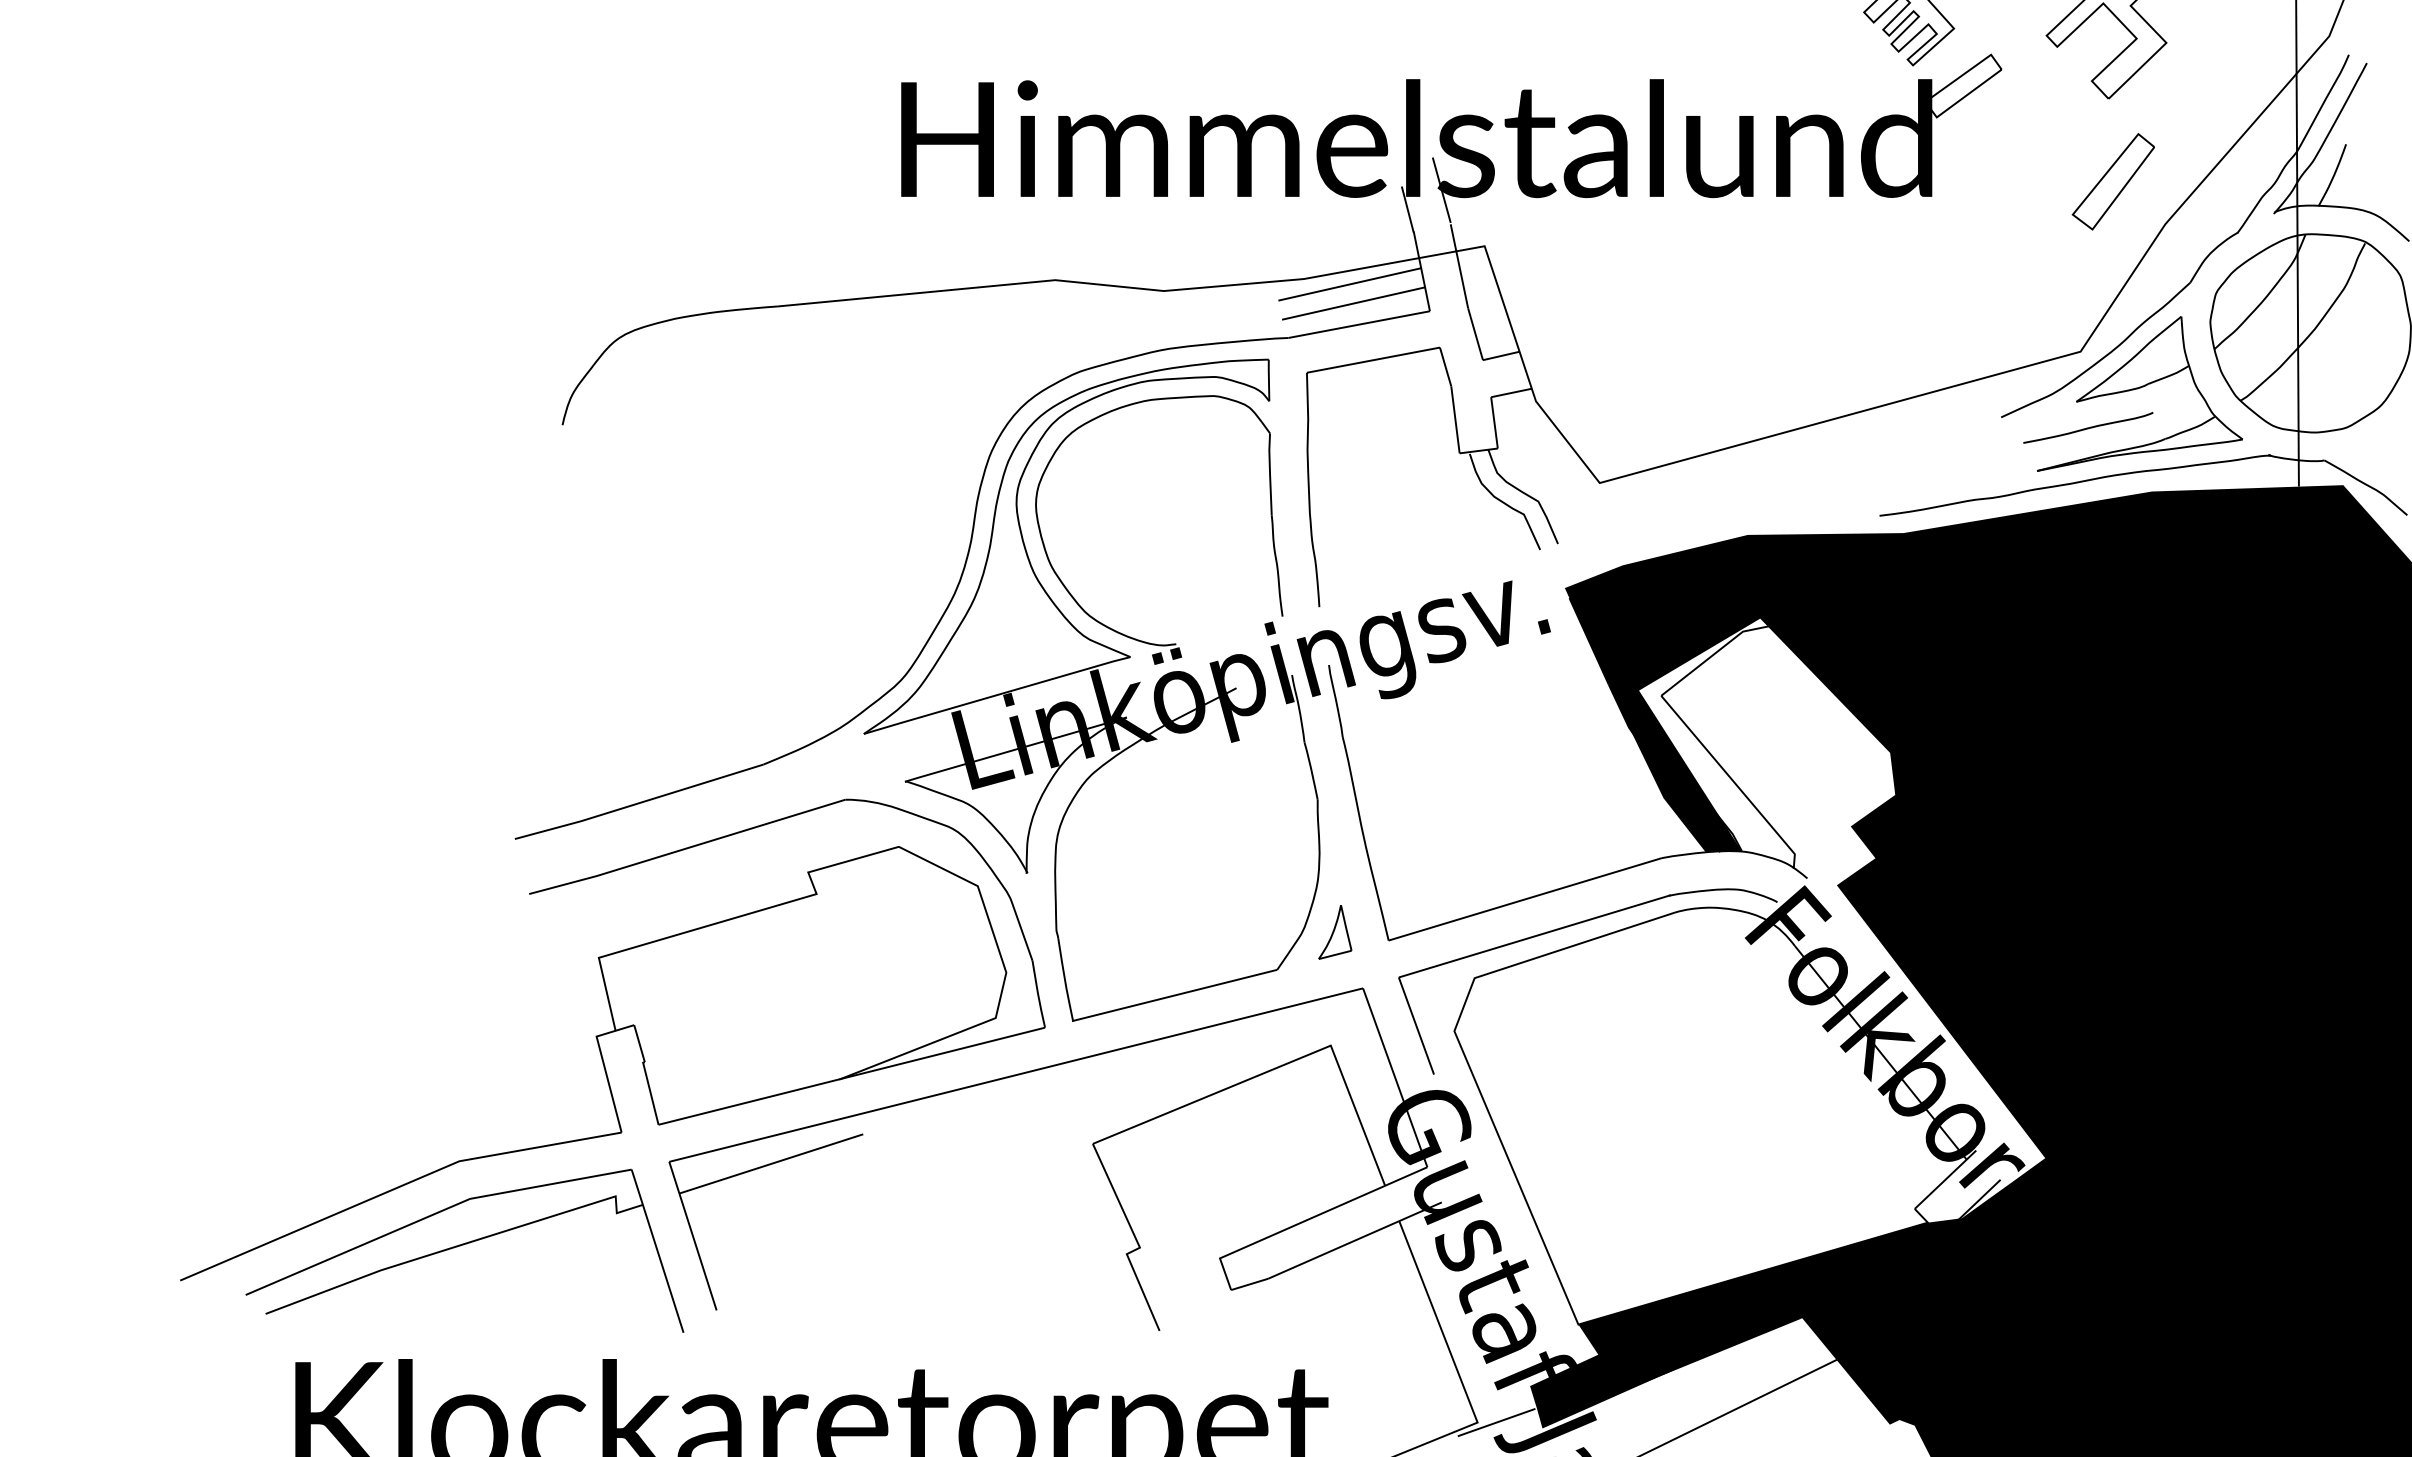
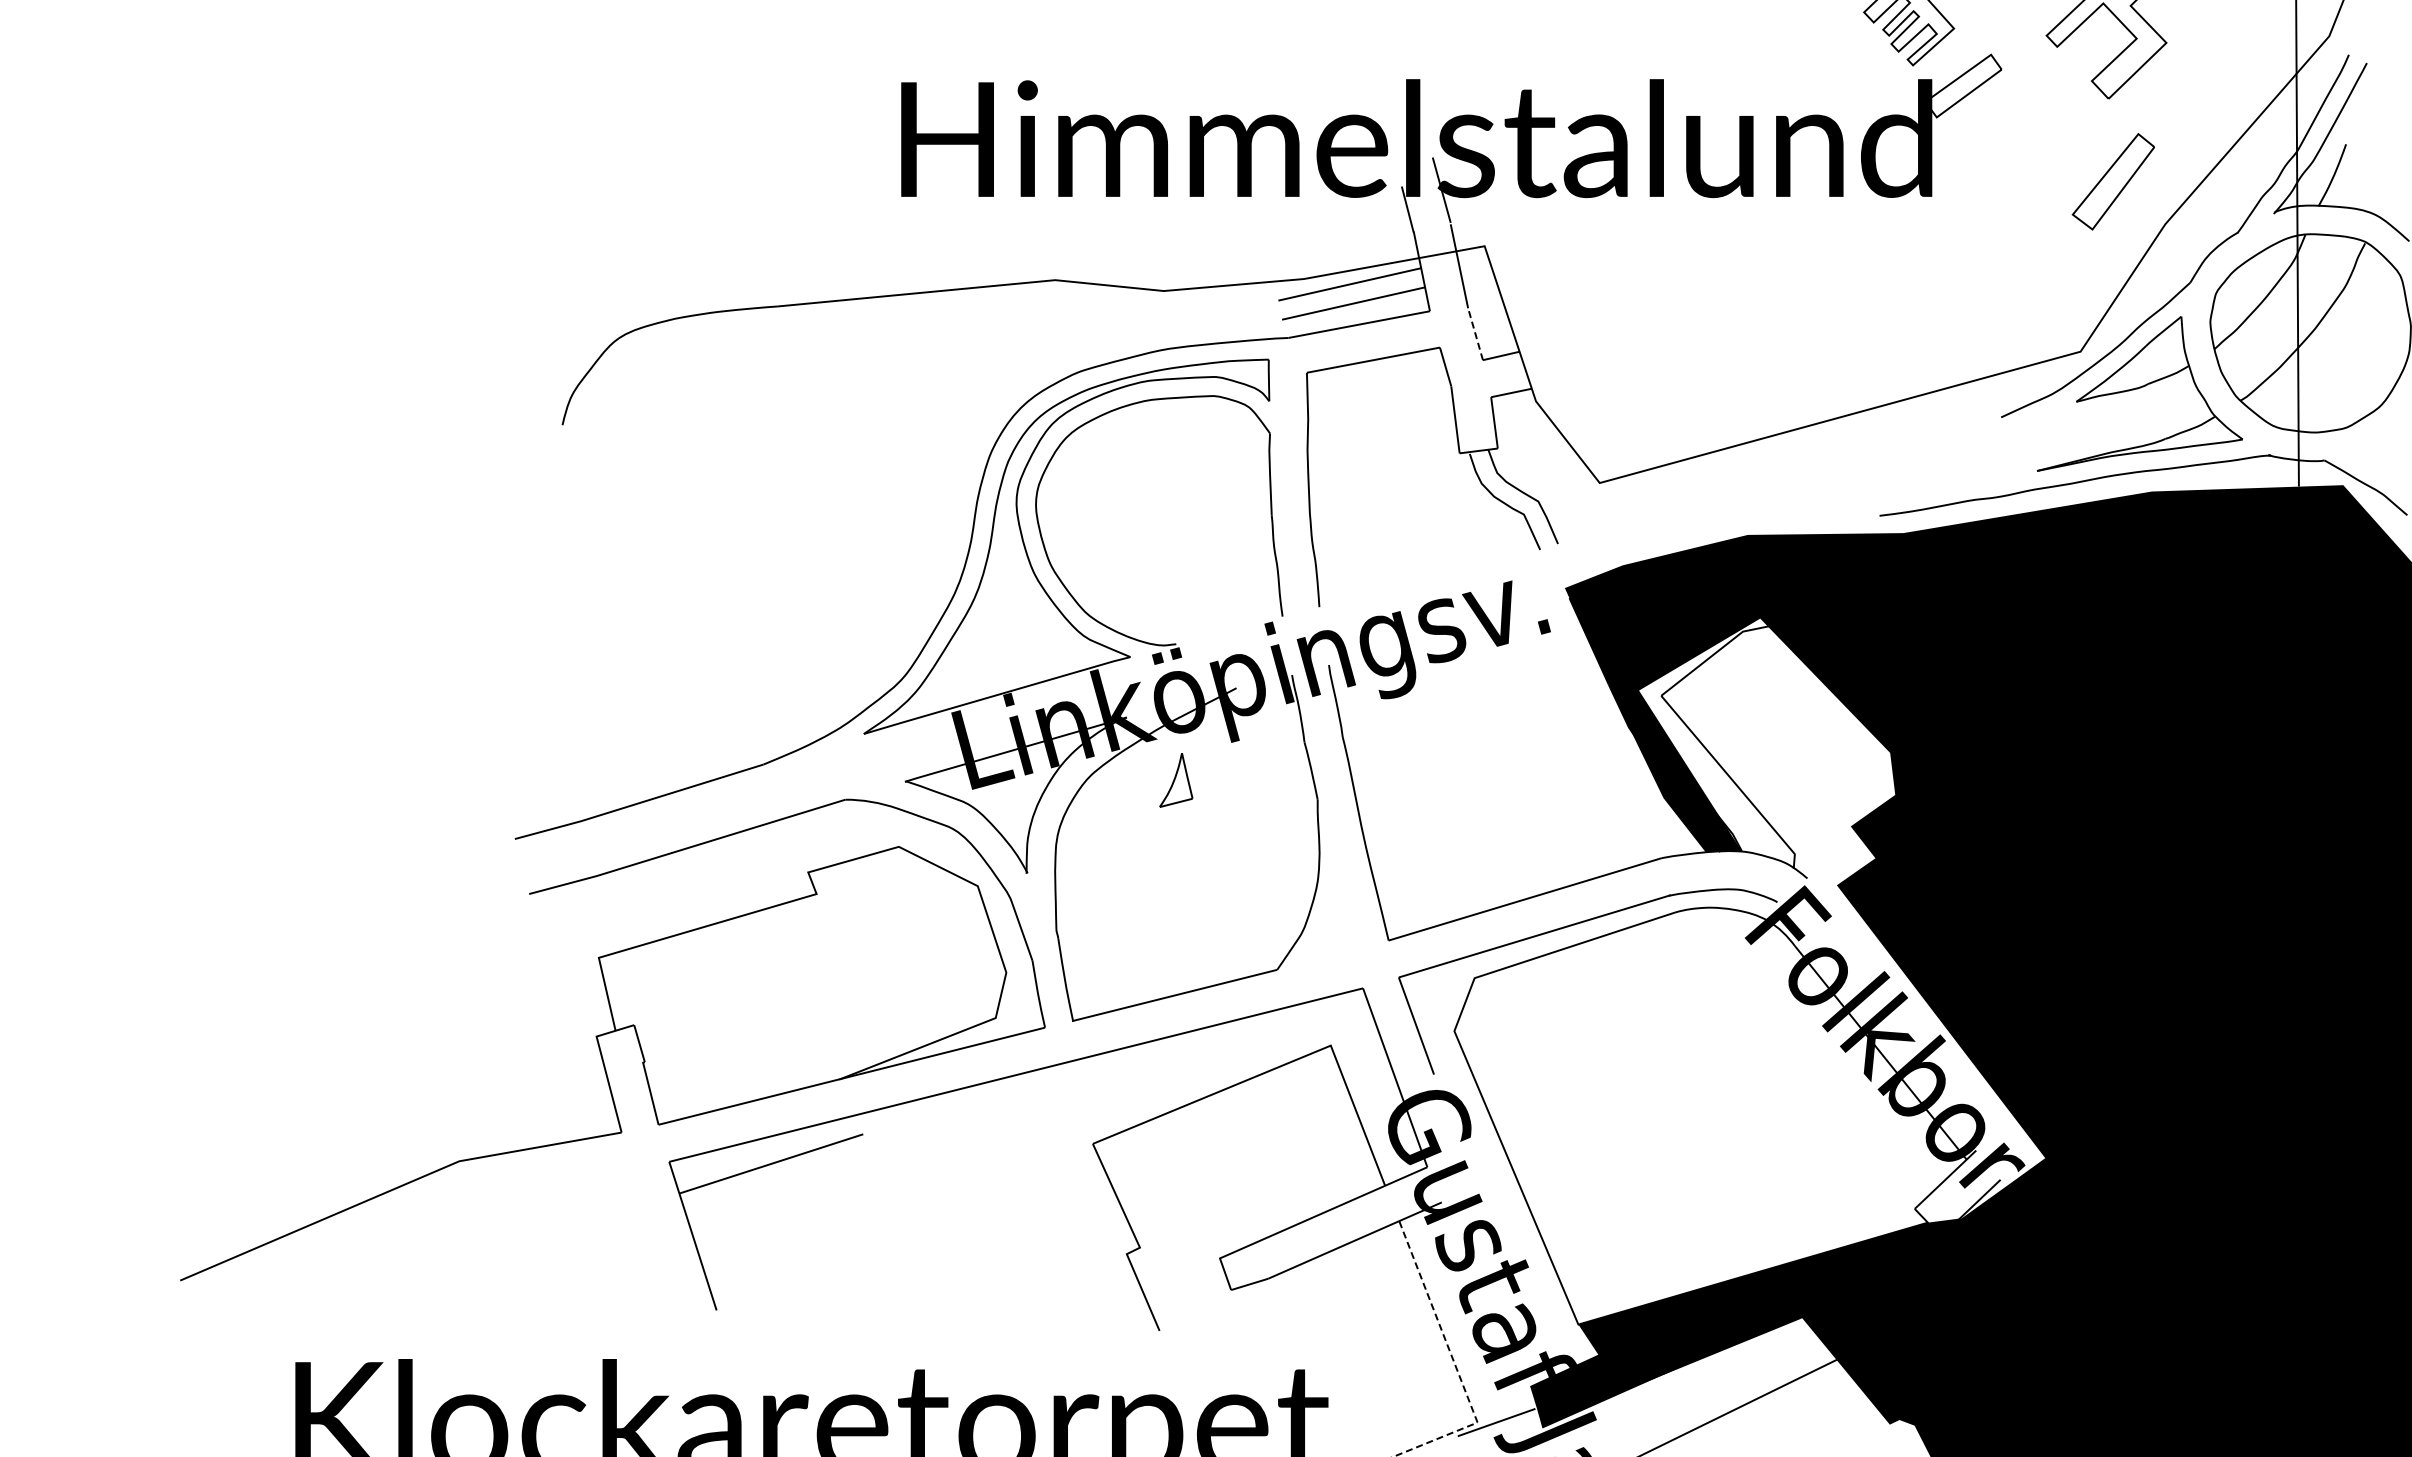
line: solid -> dashed (1475, 334)
curve: present -> none (2088, 427)
part position: (1335, 932) -> (1176, 780) (1176, 780)
part: present -> none (464, 1250)
line: solid -> dashed (1455, 1364)
